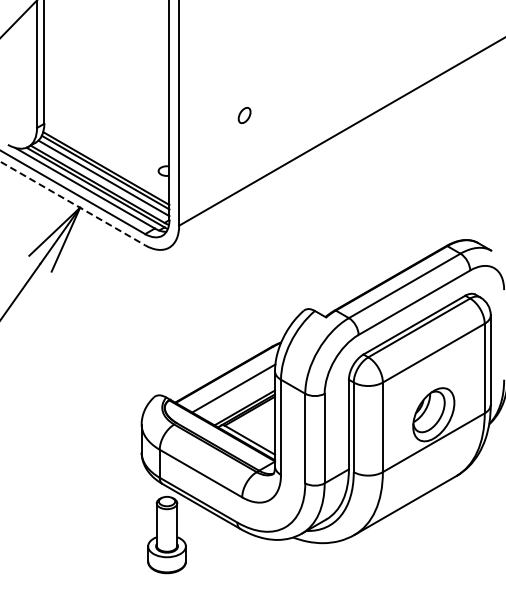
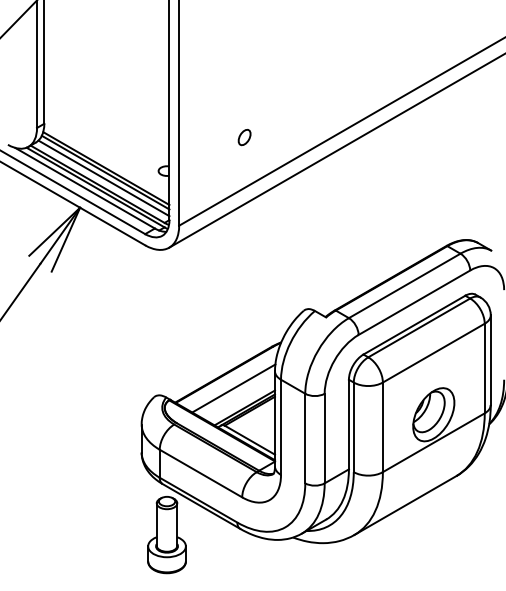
part position: (244, 115) -> (244, 137) (244, 137)
line: none -> present (335, 151)
line: dashed -> solid (73, 203)
